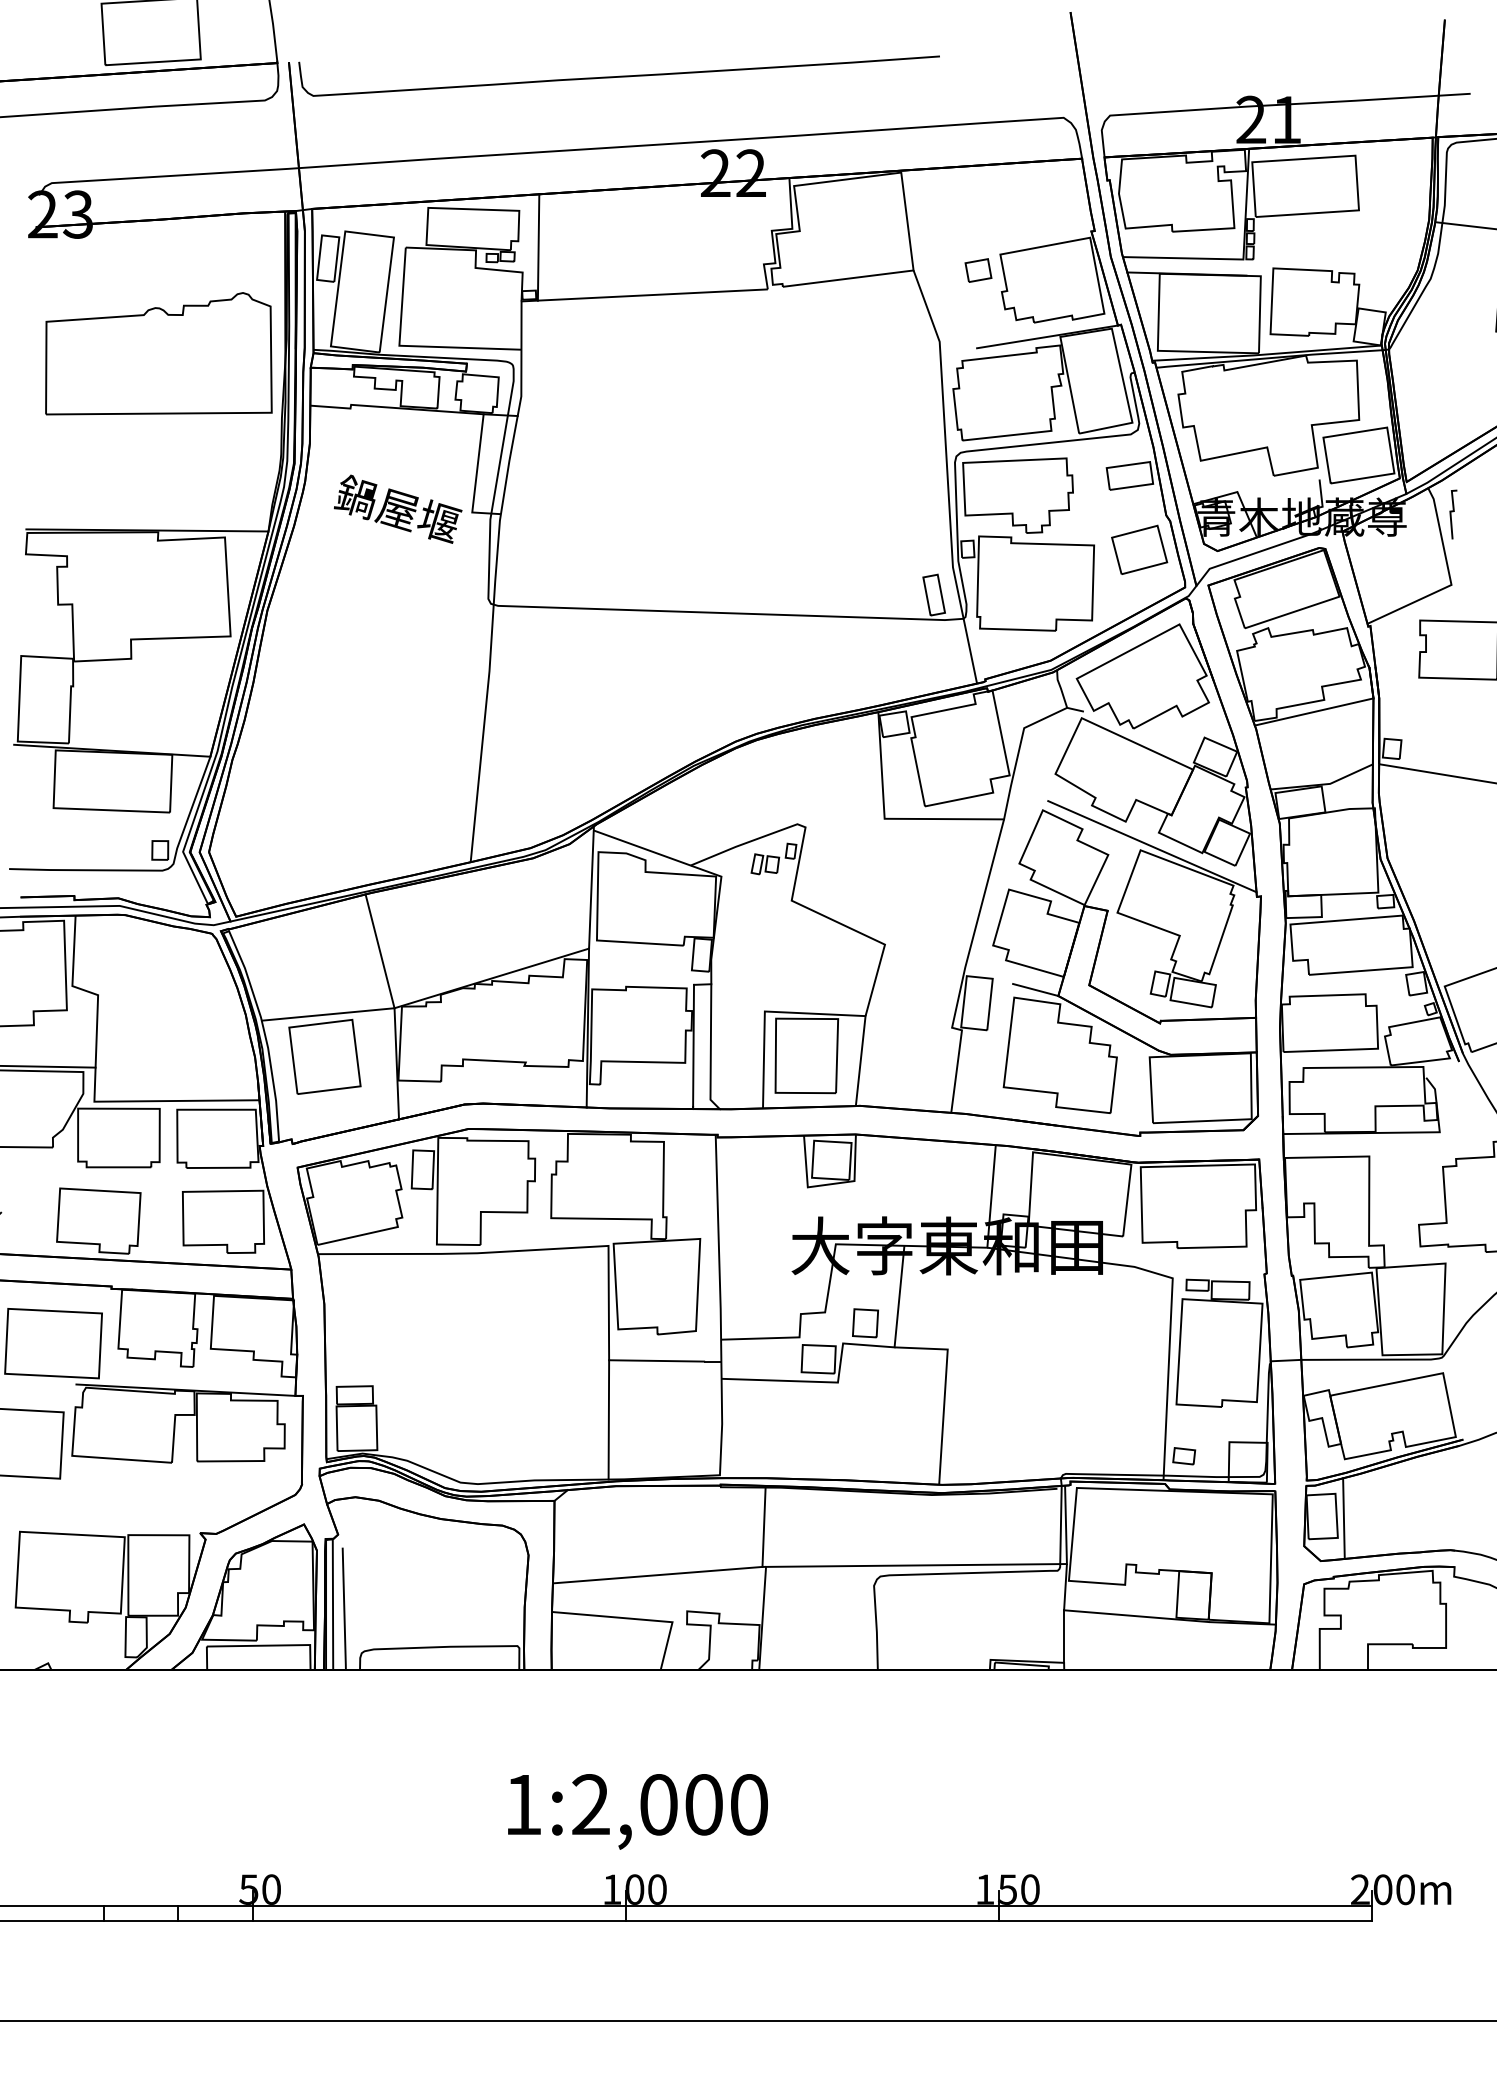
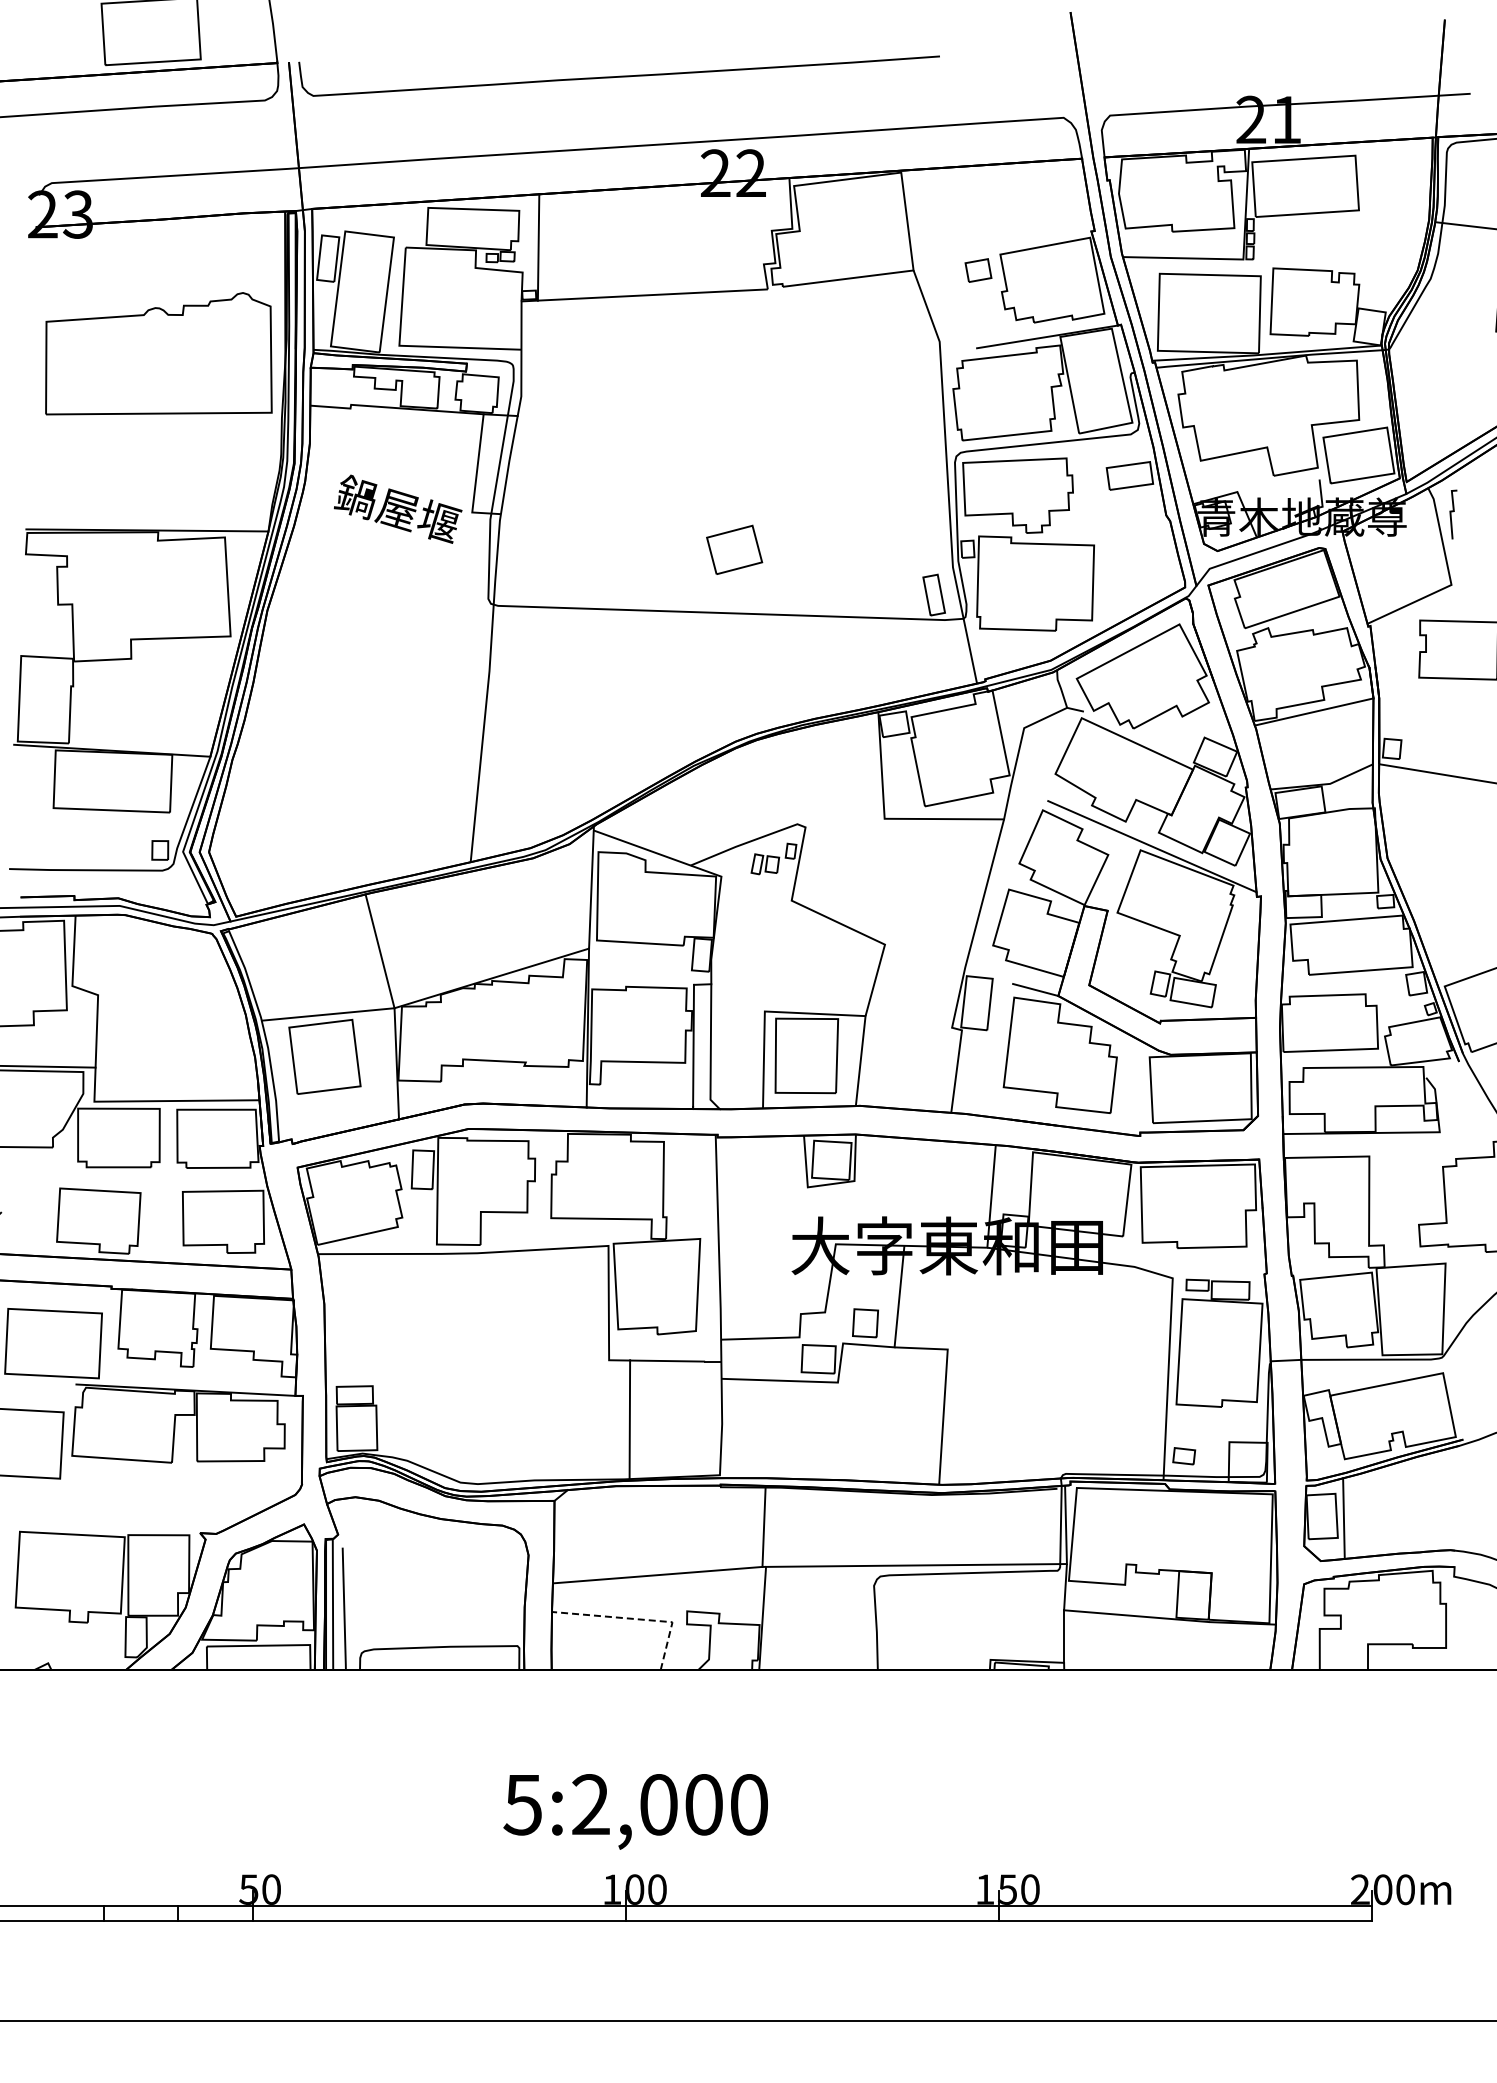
line: present -> none (1186, 273)
part position: (1139, 549) -> (734, 549) (734, 549)
line position: (608, 1419) -> (629, 1419) (629, 1419)
line: solid -> dashed (637, 1619)
text: 1:2,000 -> 5:2,000 (522, 1805)
